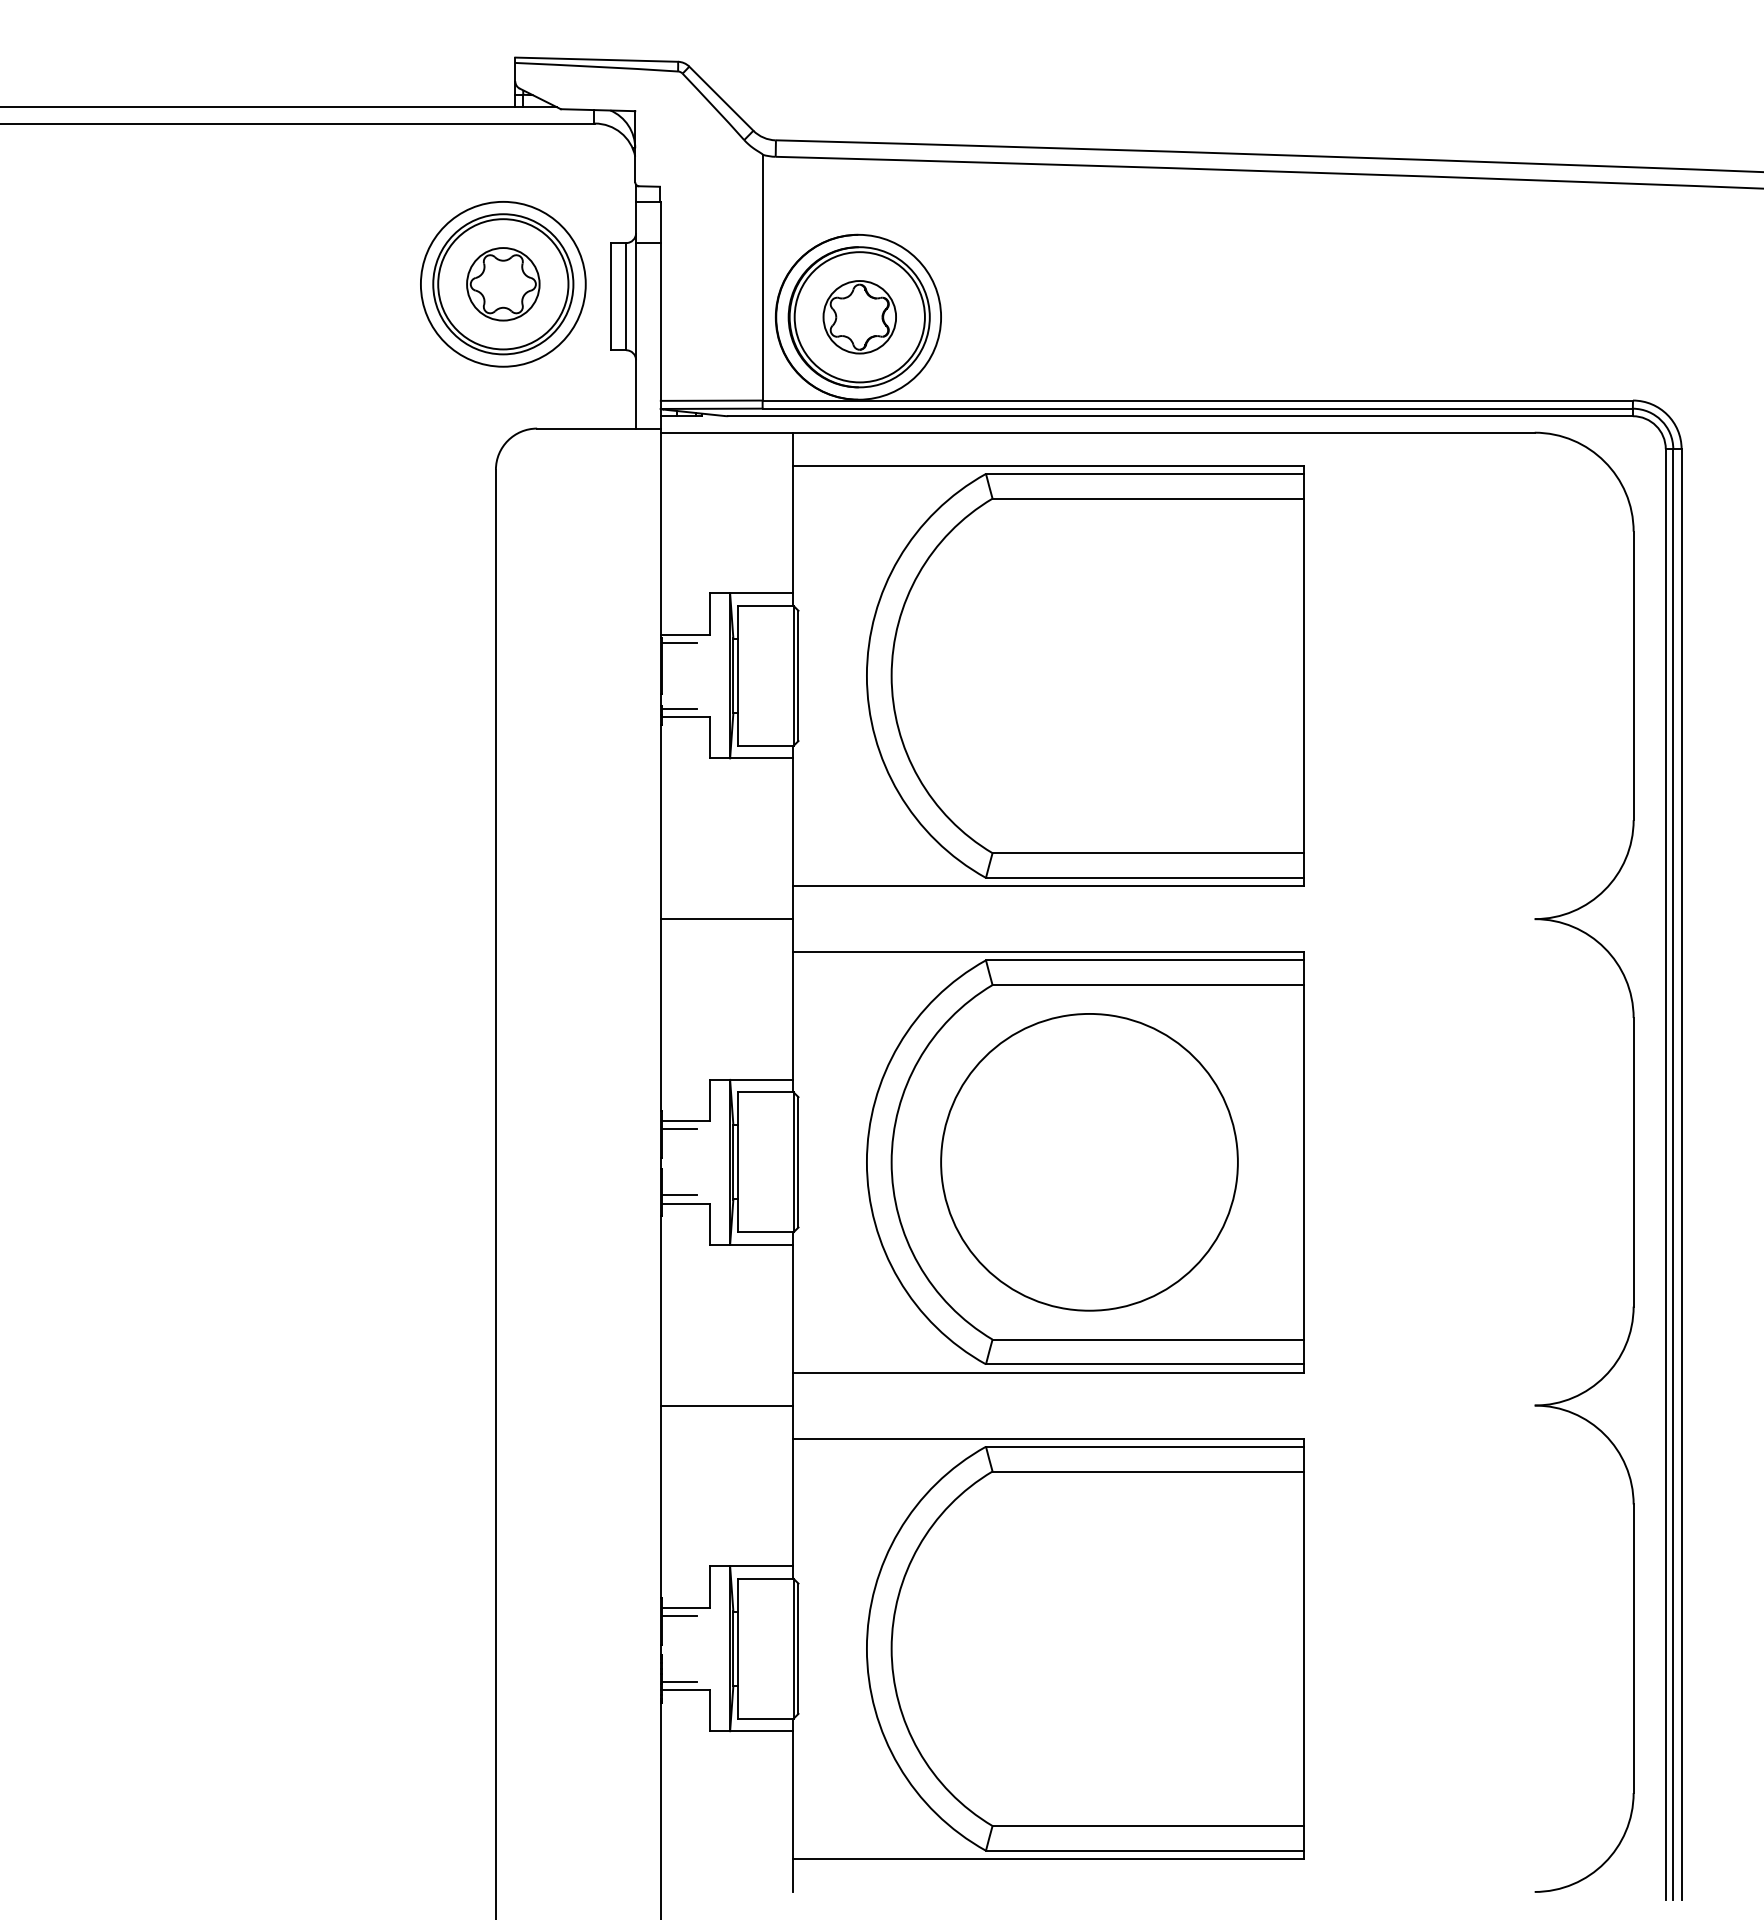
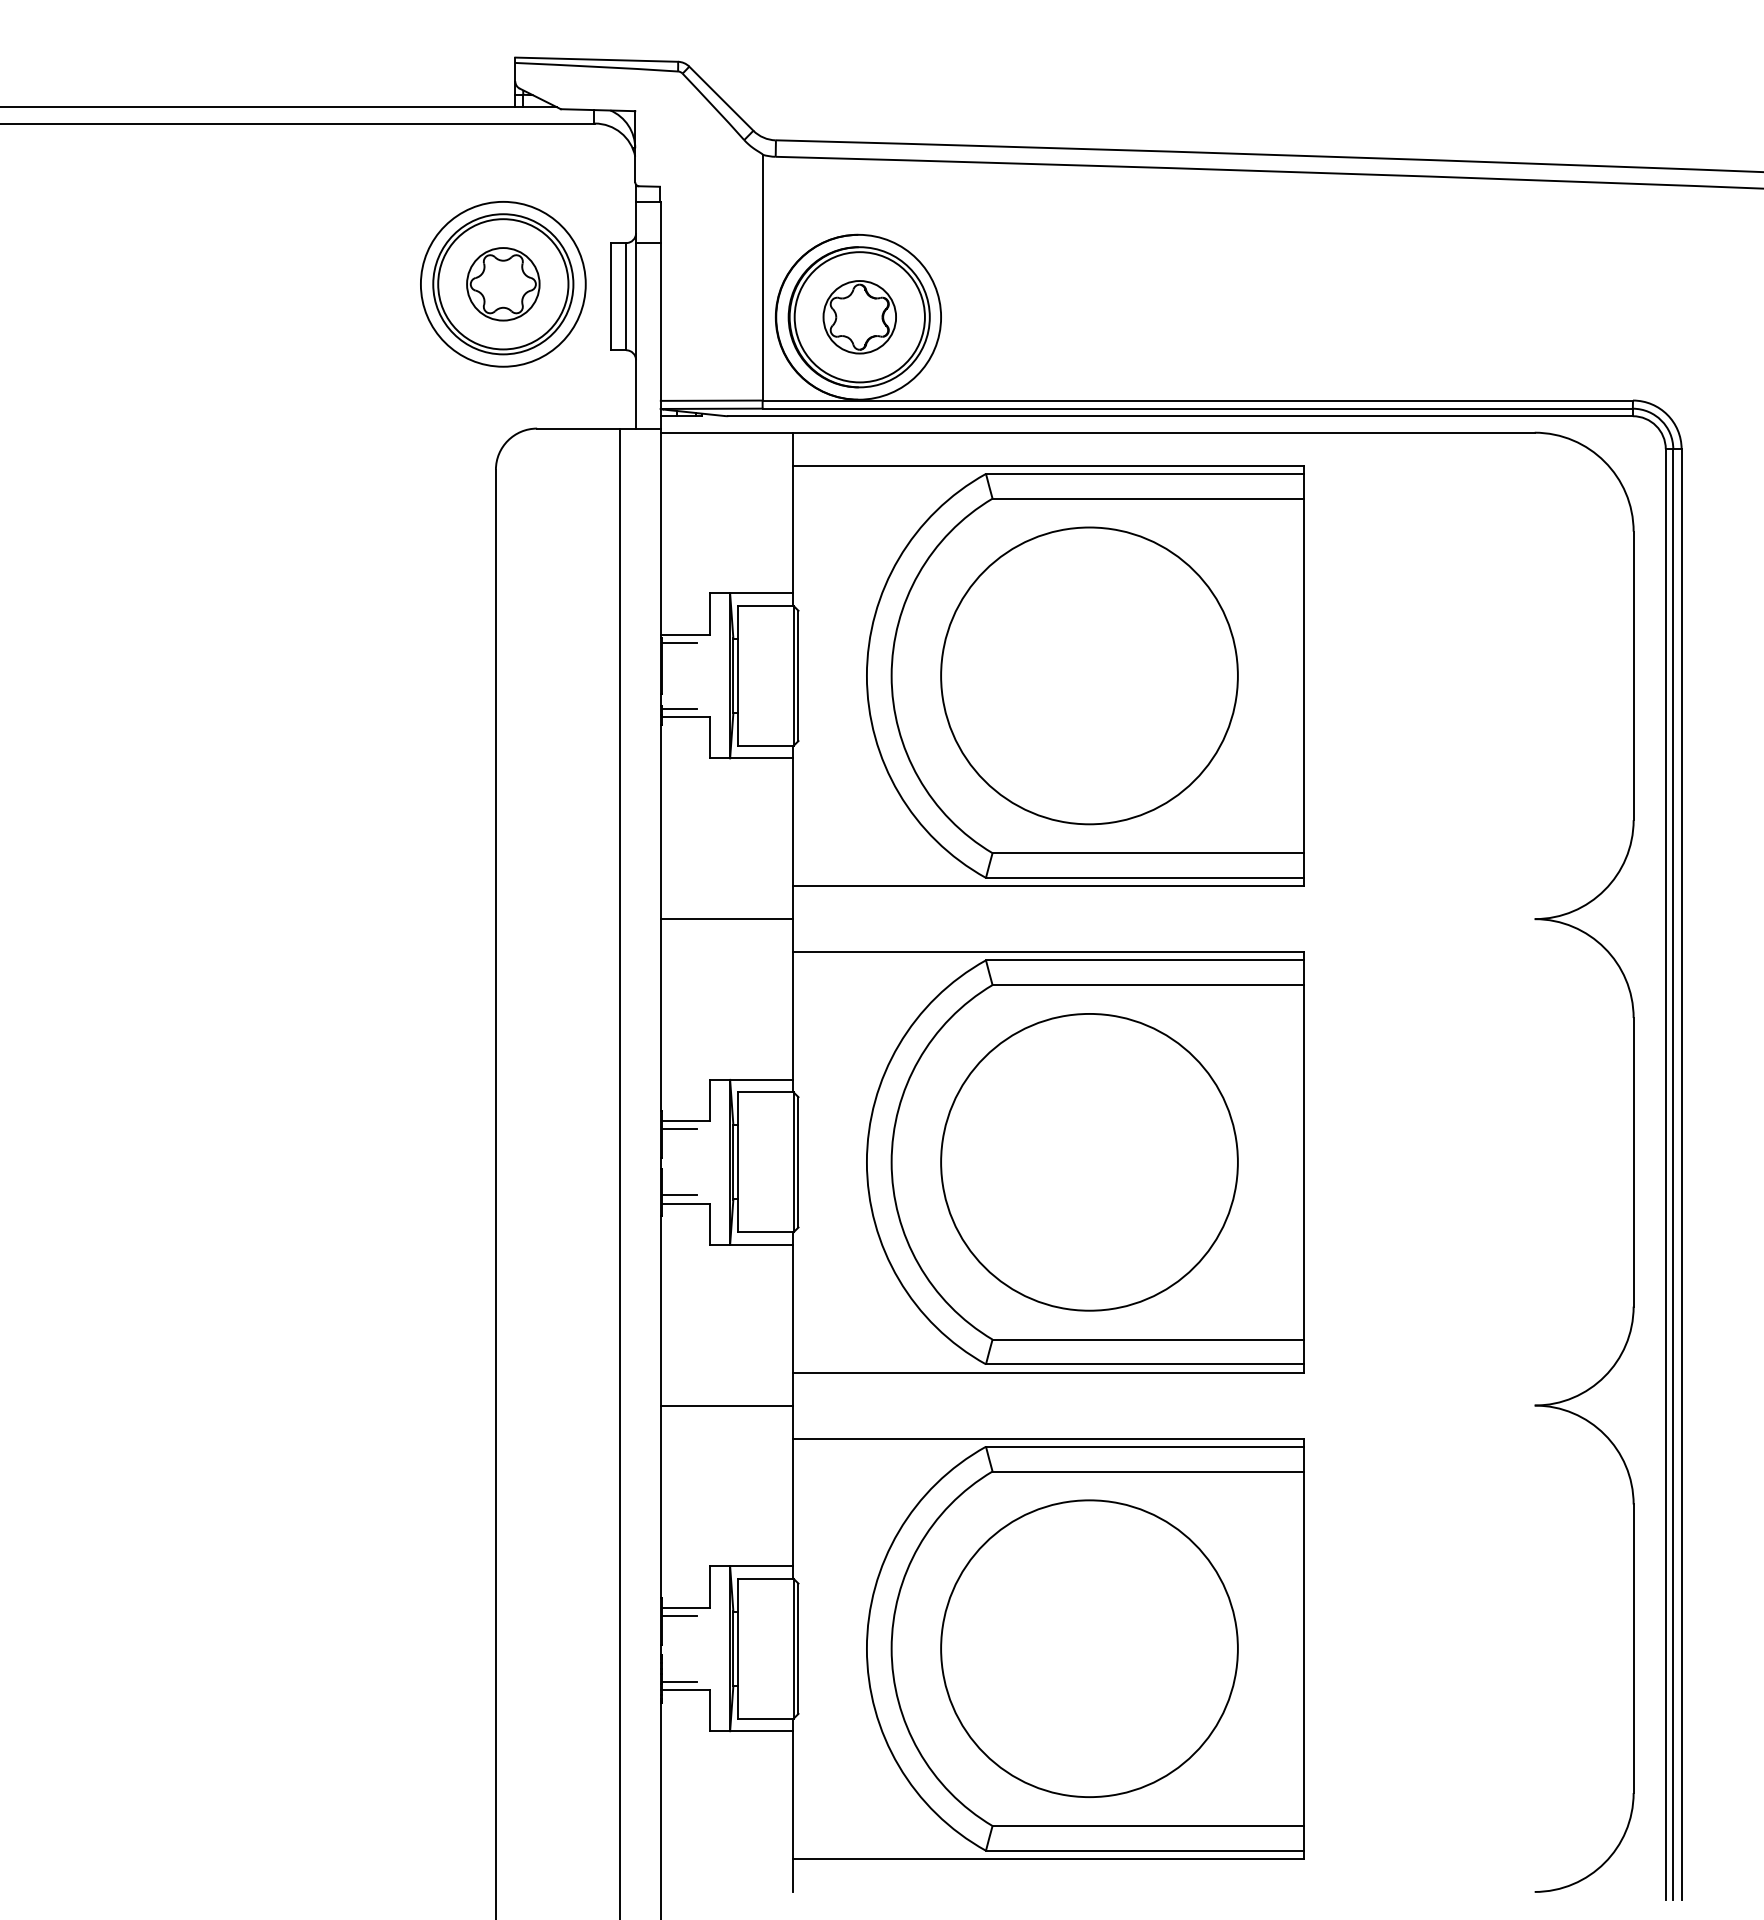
circle: none -> present (1089, 675)
line: none -> present (619, 1172)
circle: none -> present (1089, 1648)
